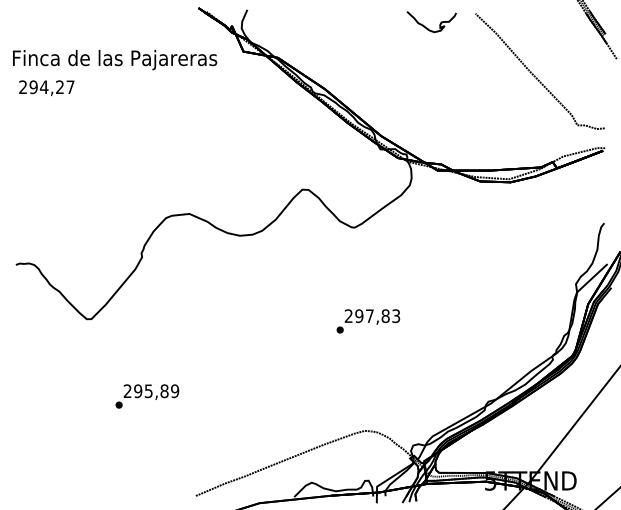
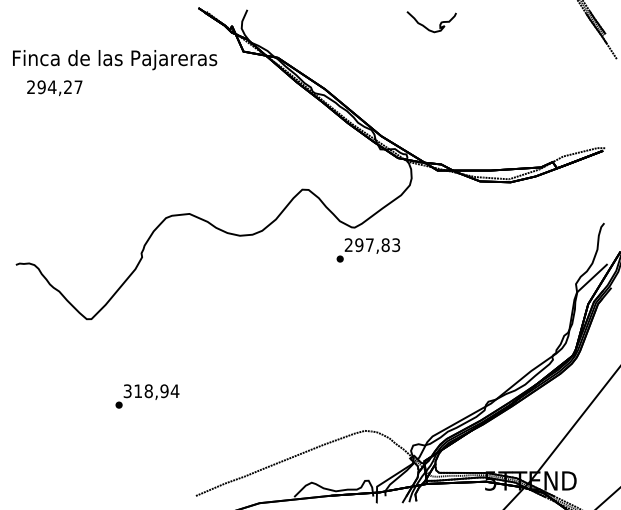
curve: present -> none (535, 75)
text position: (46, 87) -> (54, 87) (54, 87)
text position: (368, 321) -> (368, 250) (368, 250)
text: 295,89 -> 318,94 (151, 391)
